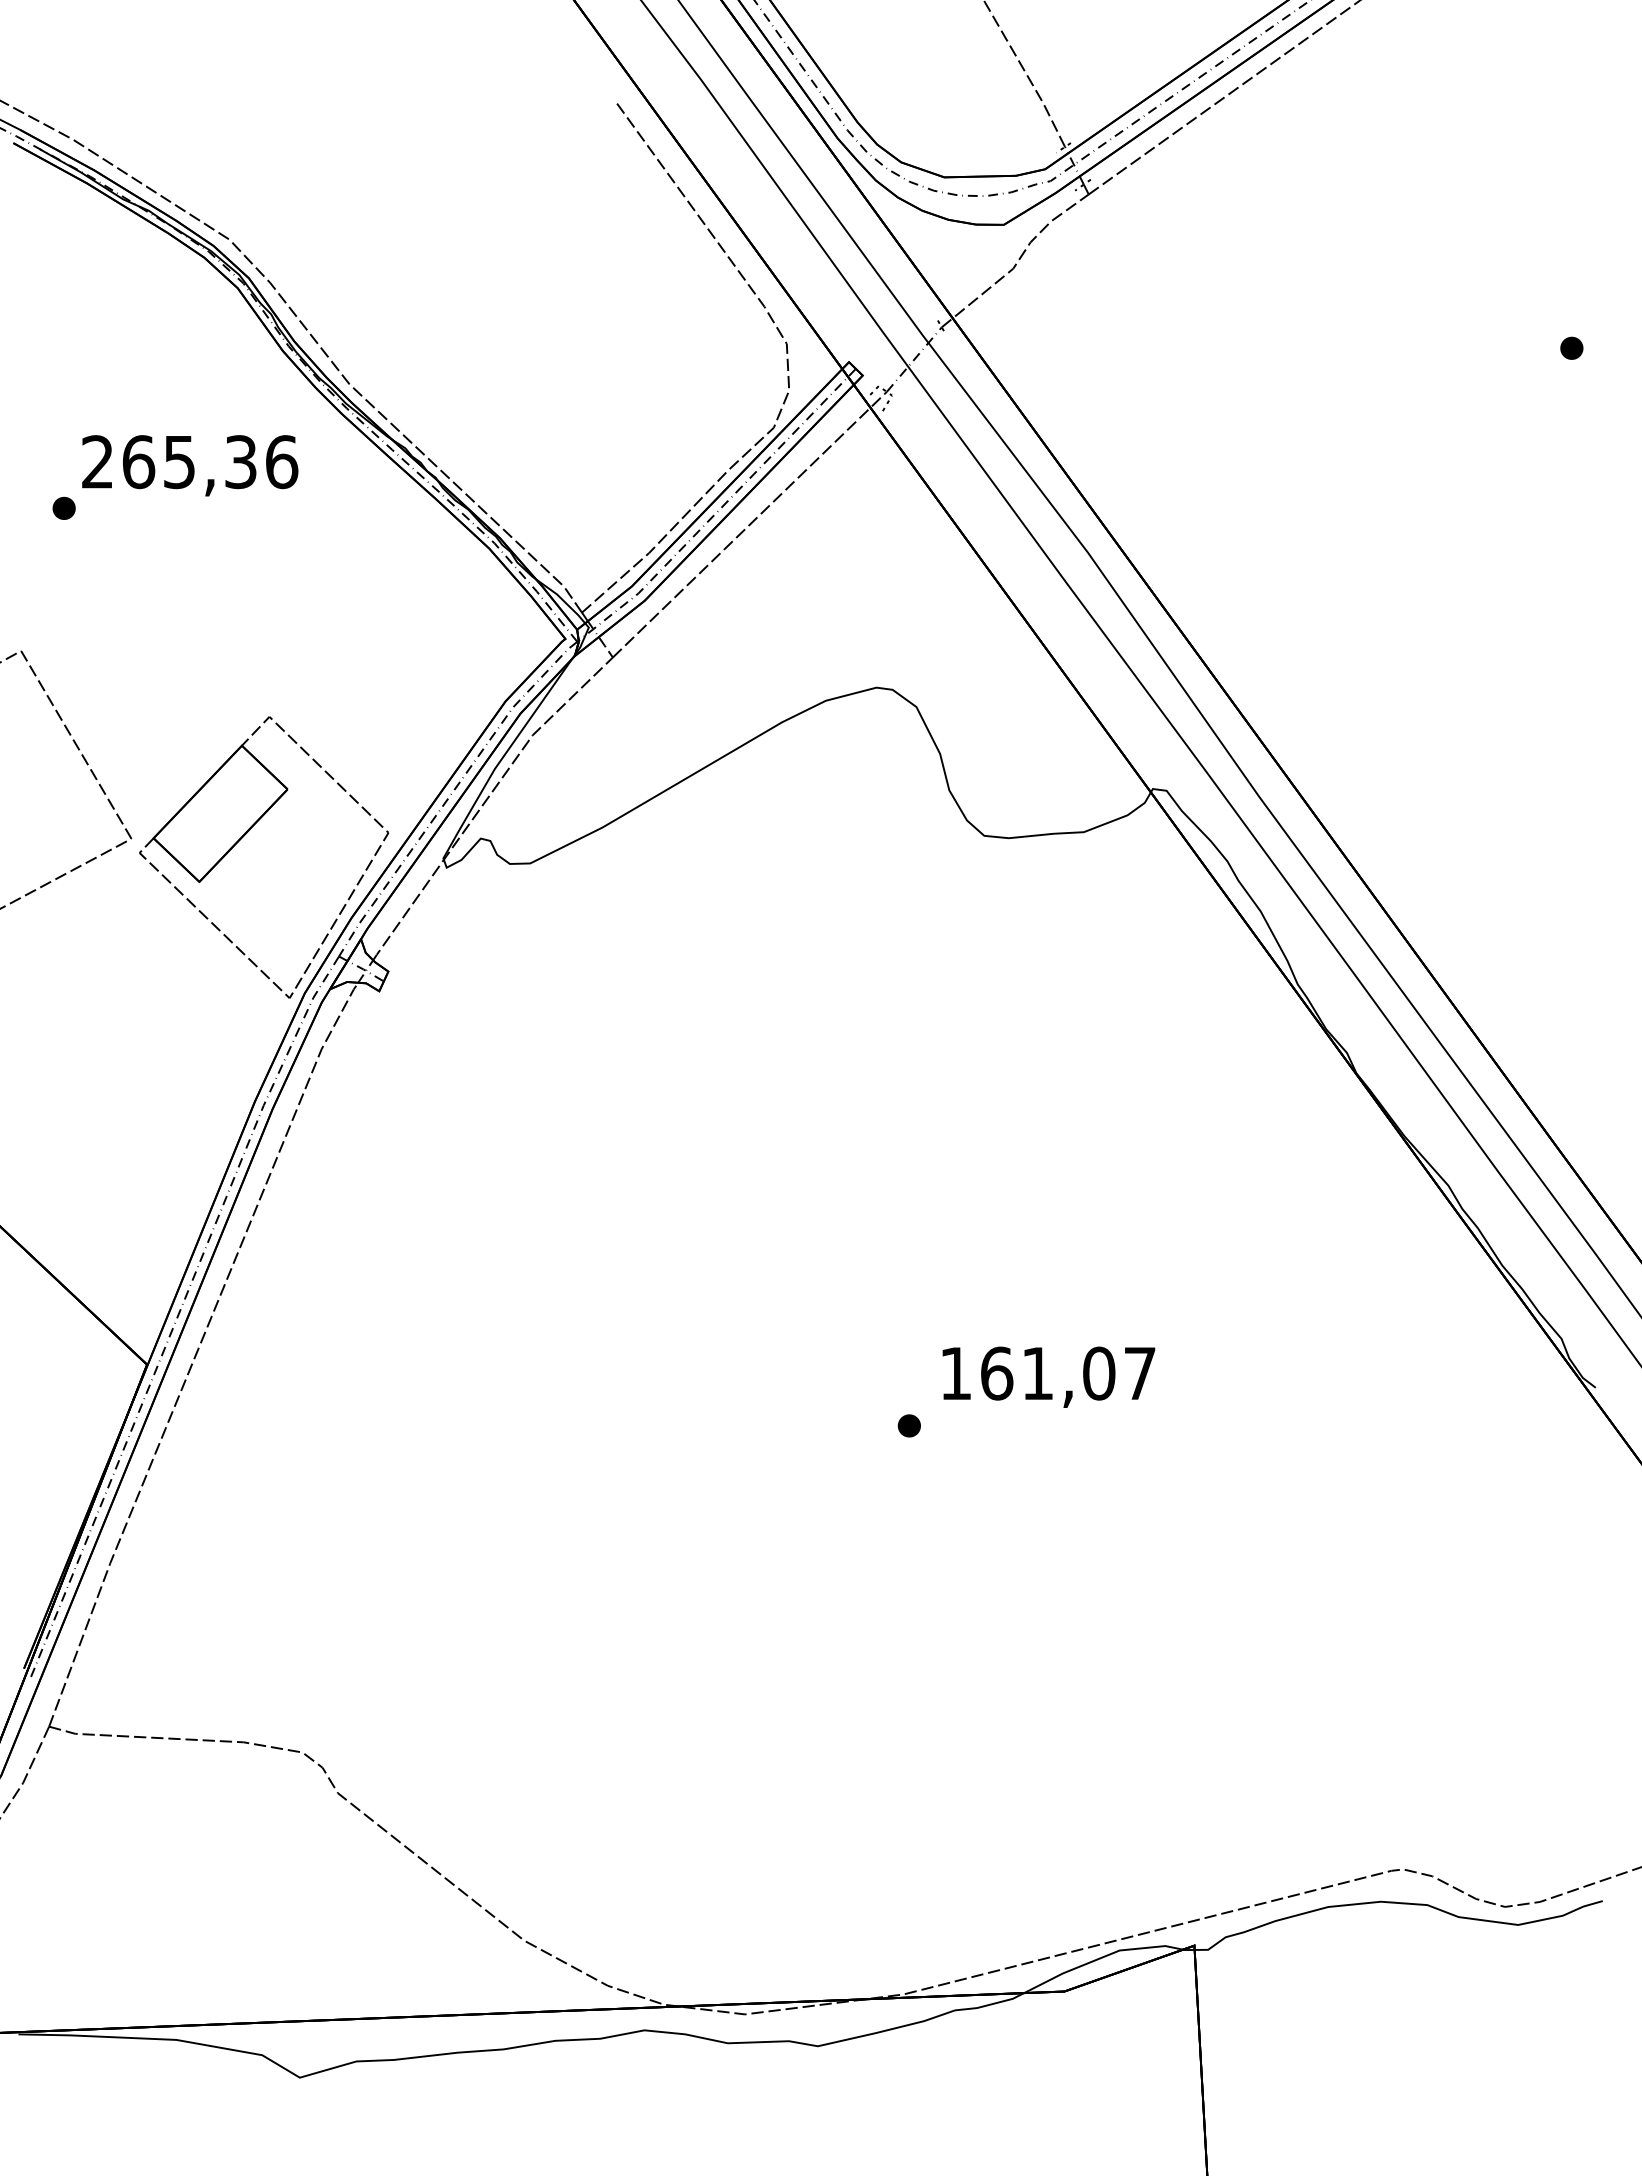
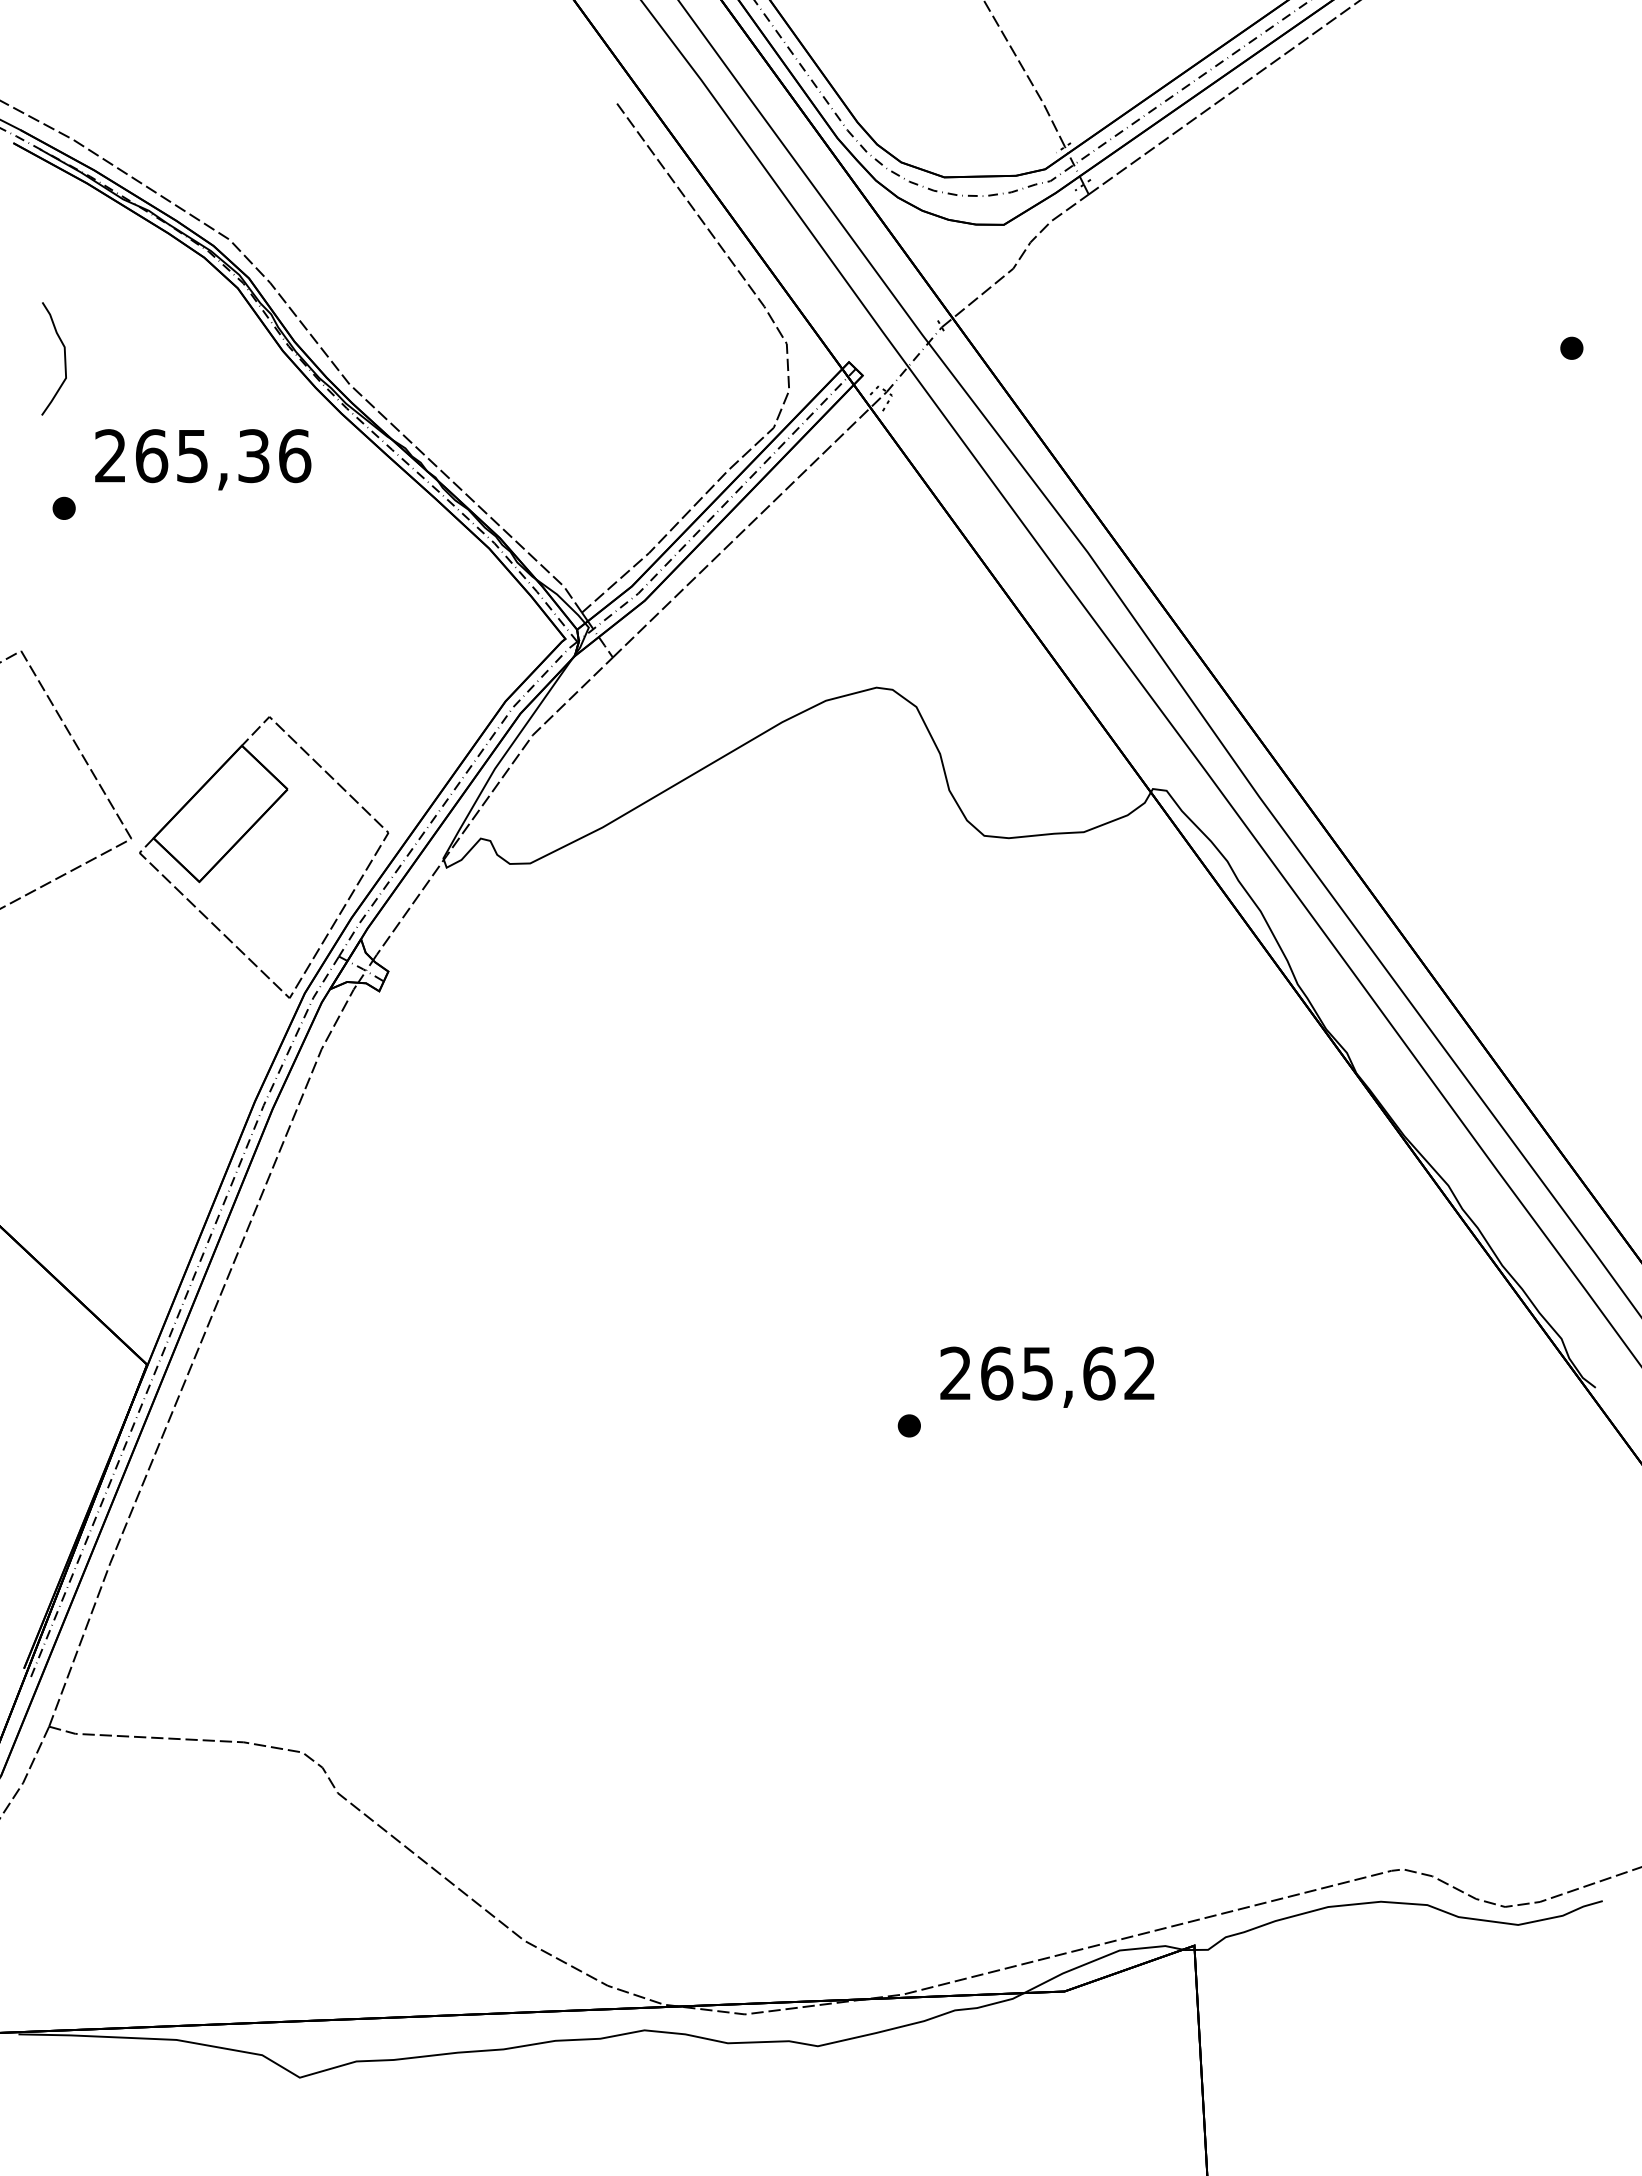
curve: none -> present (64, 358)
text position: (190, 465) -> (203, 459) (203, 459)
text: 161,07 -> 265,62 (1047, 1373)
